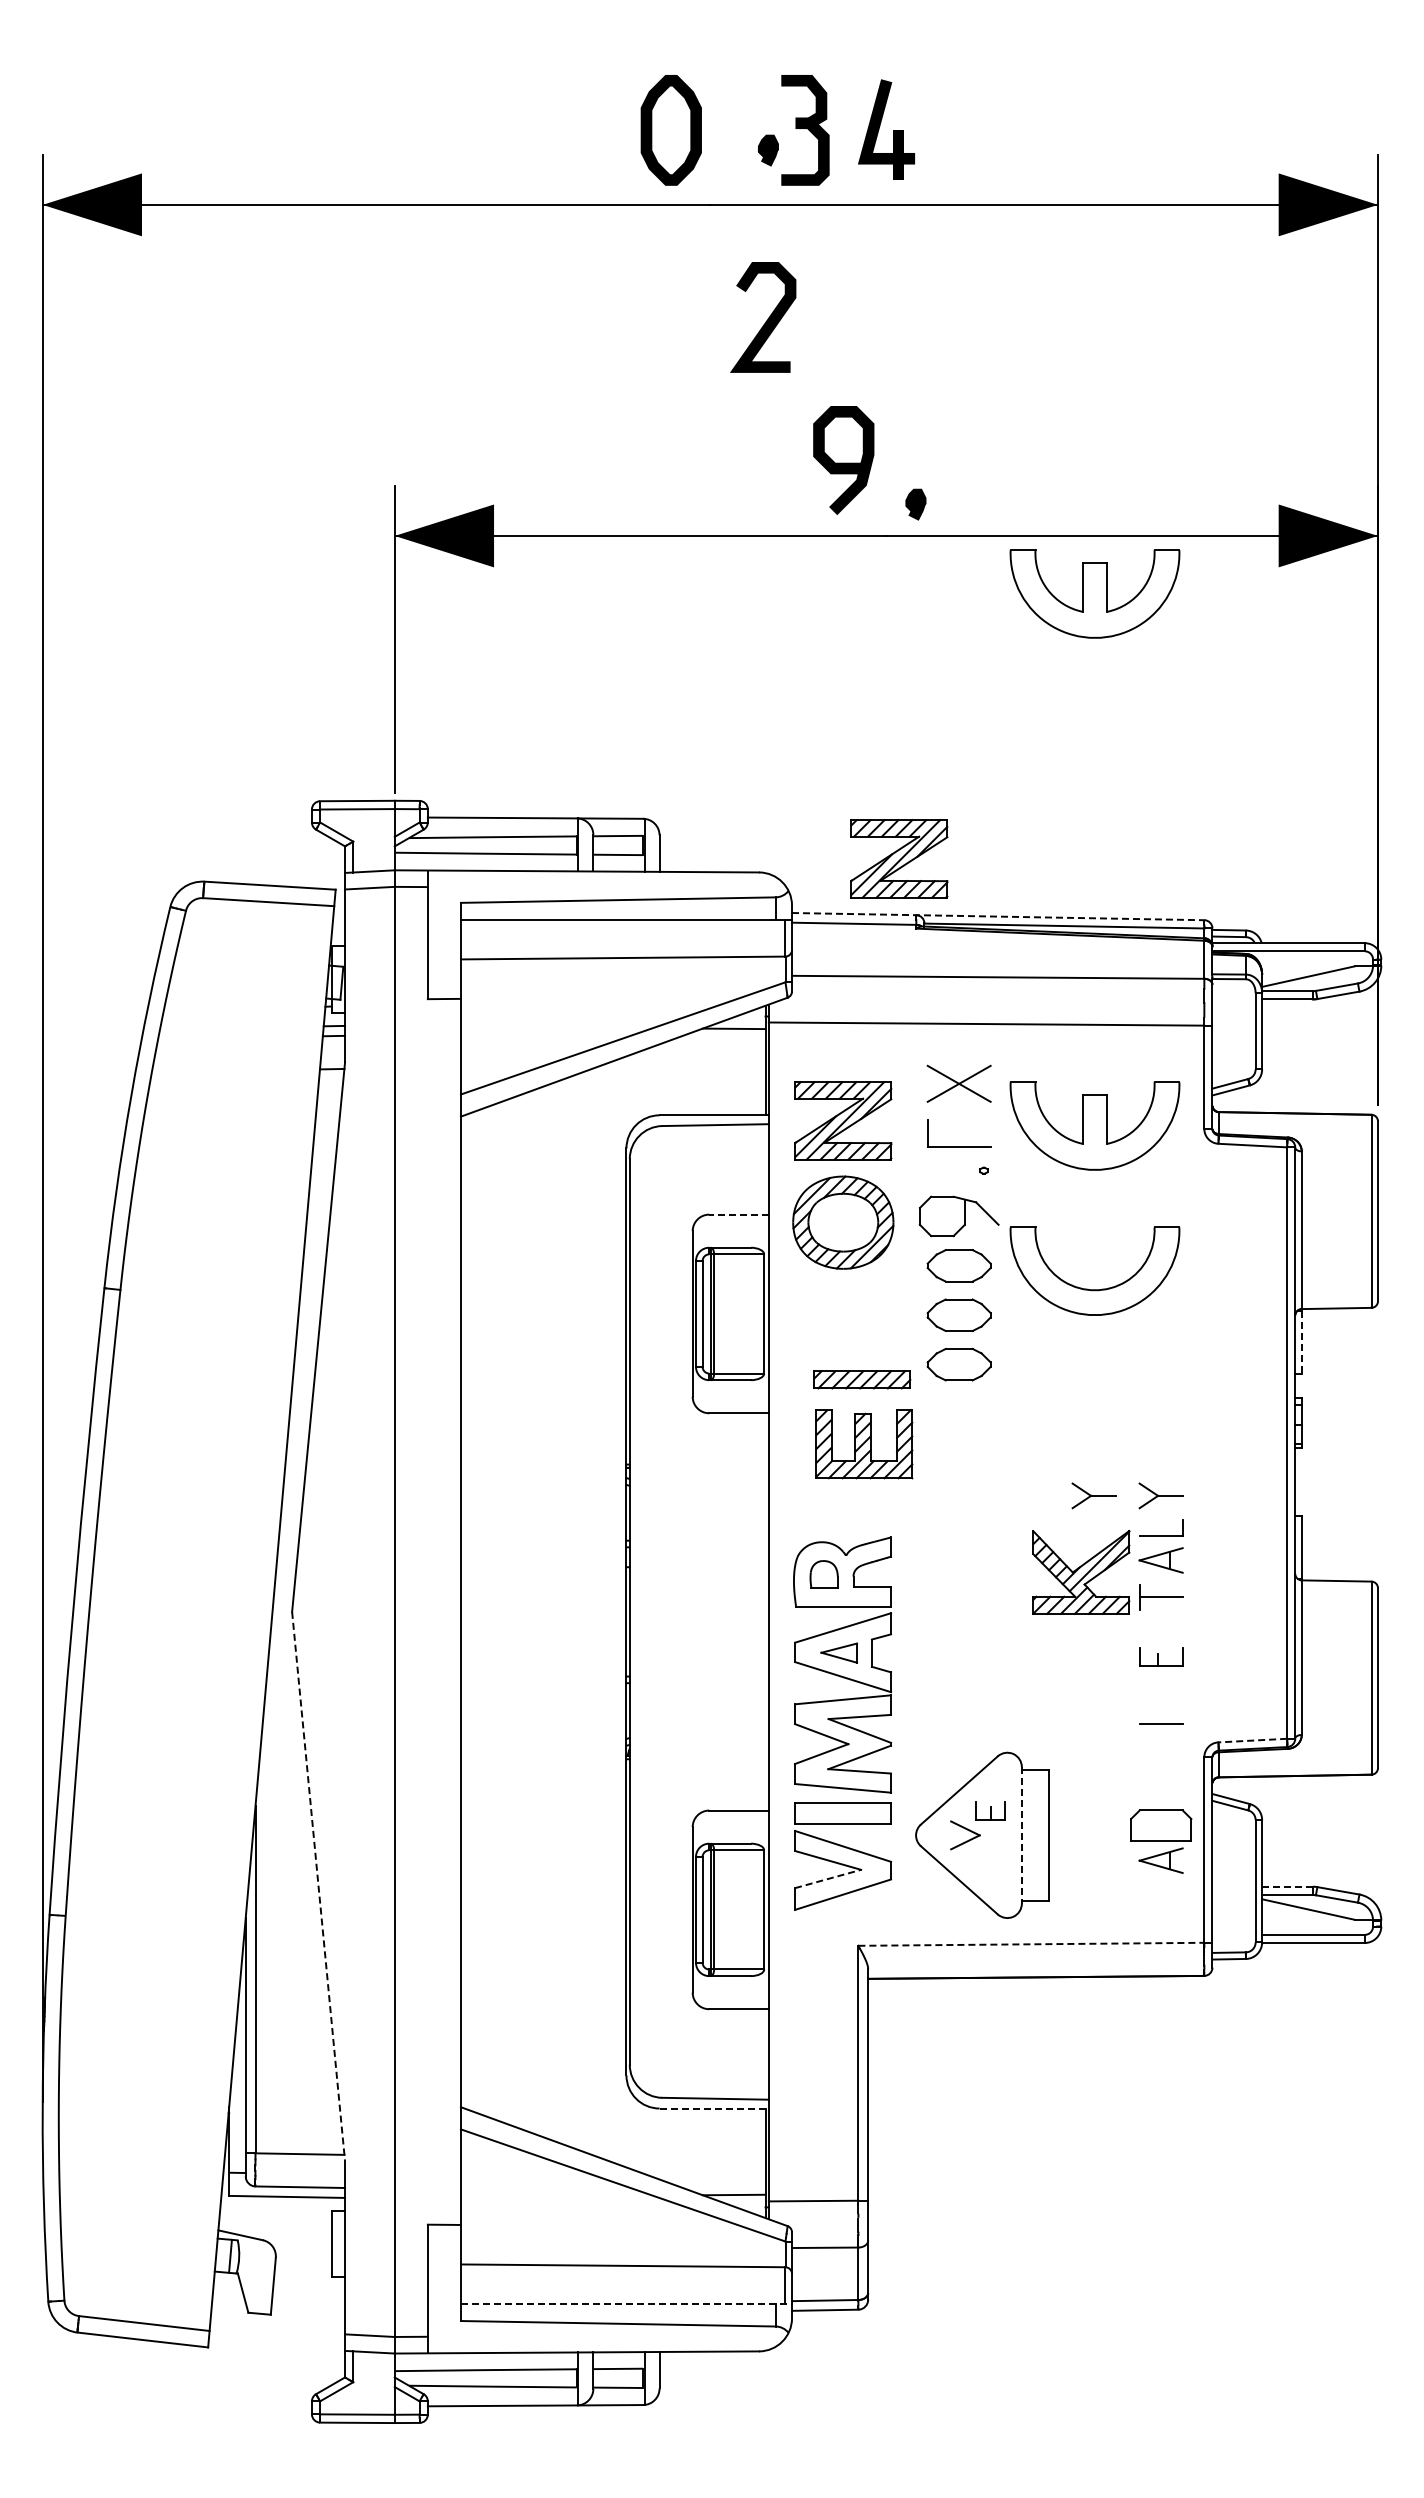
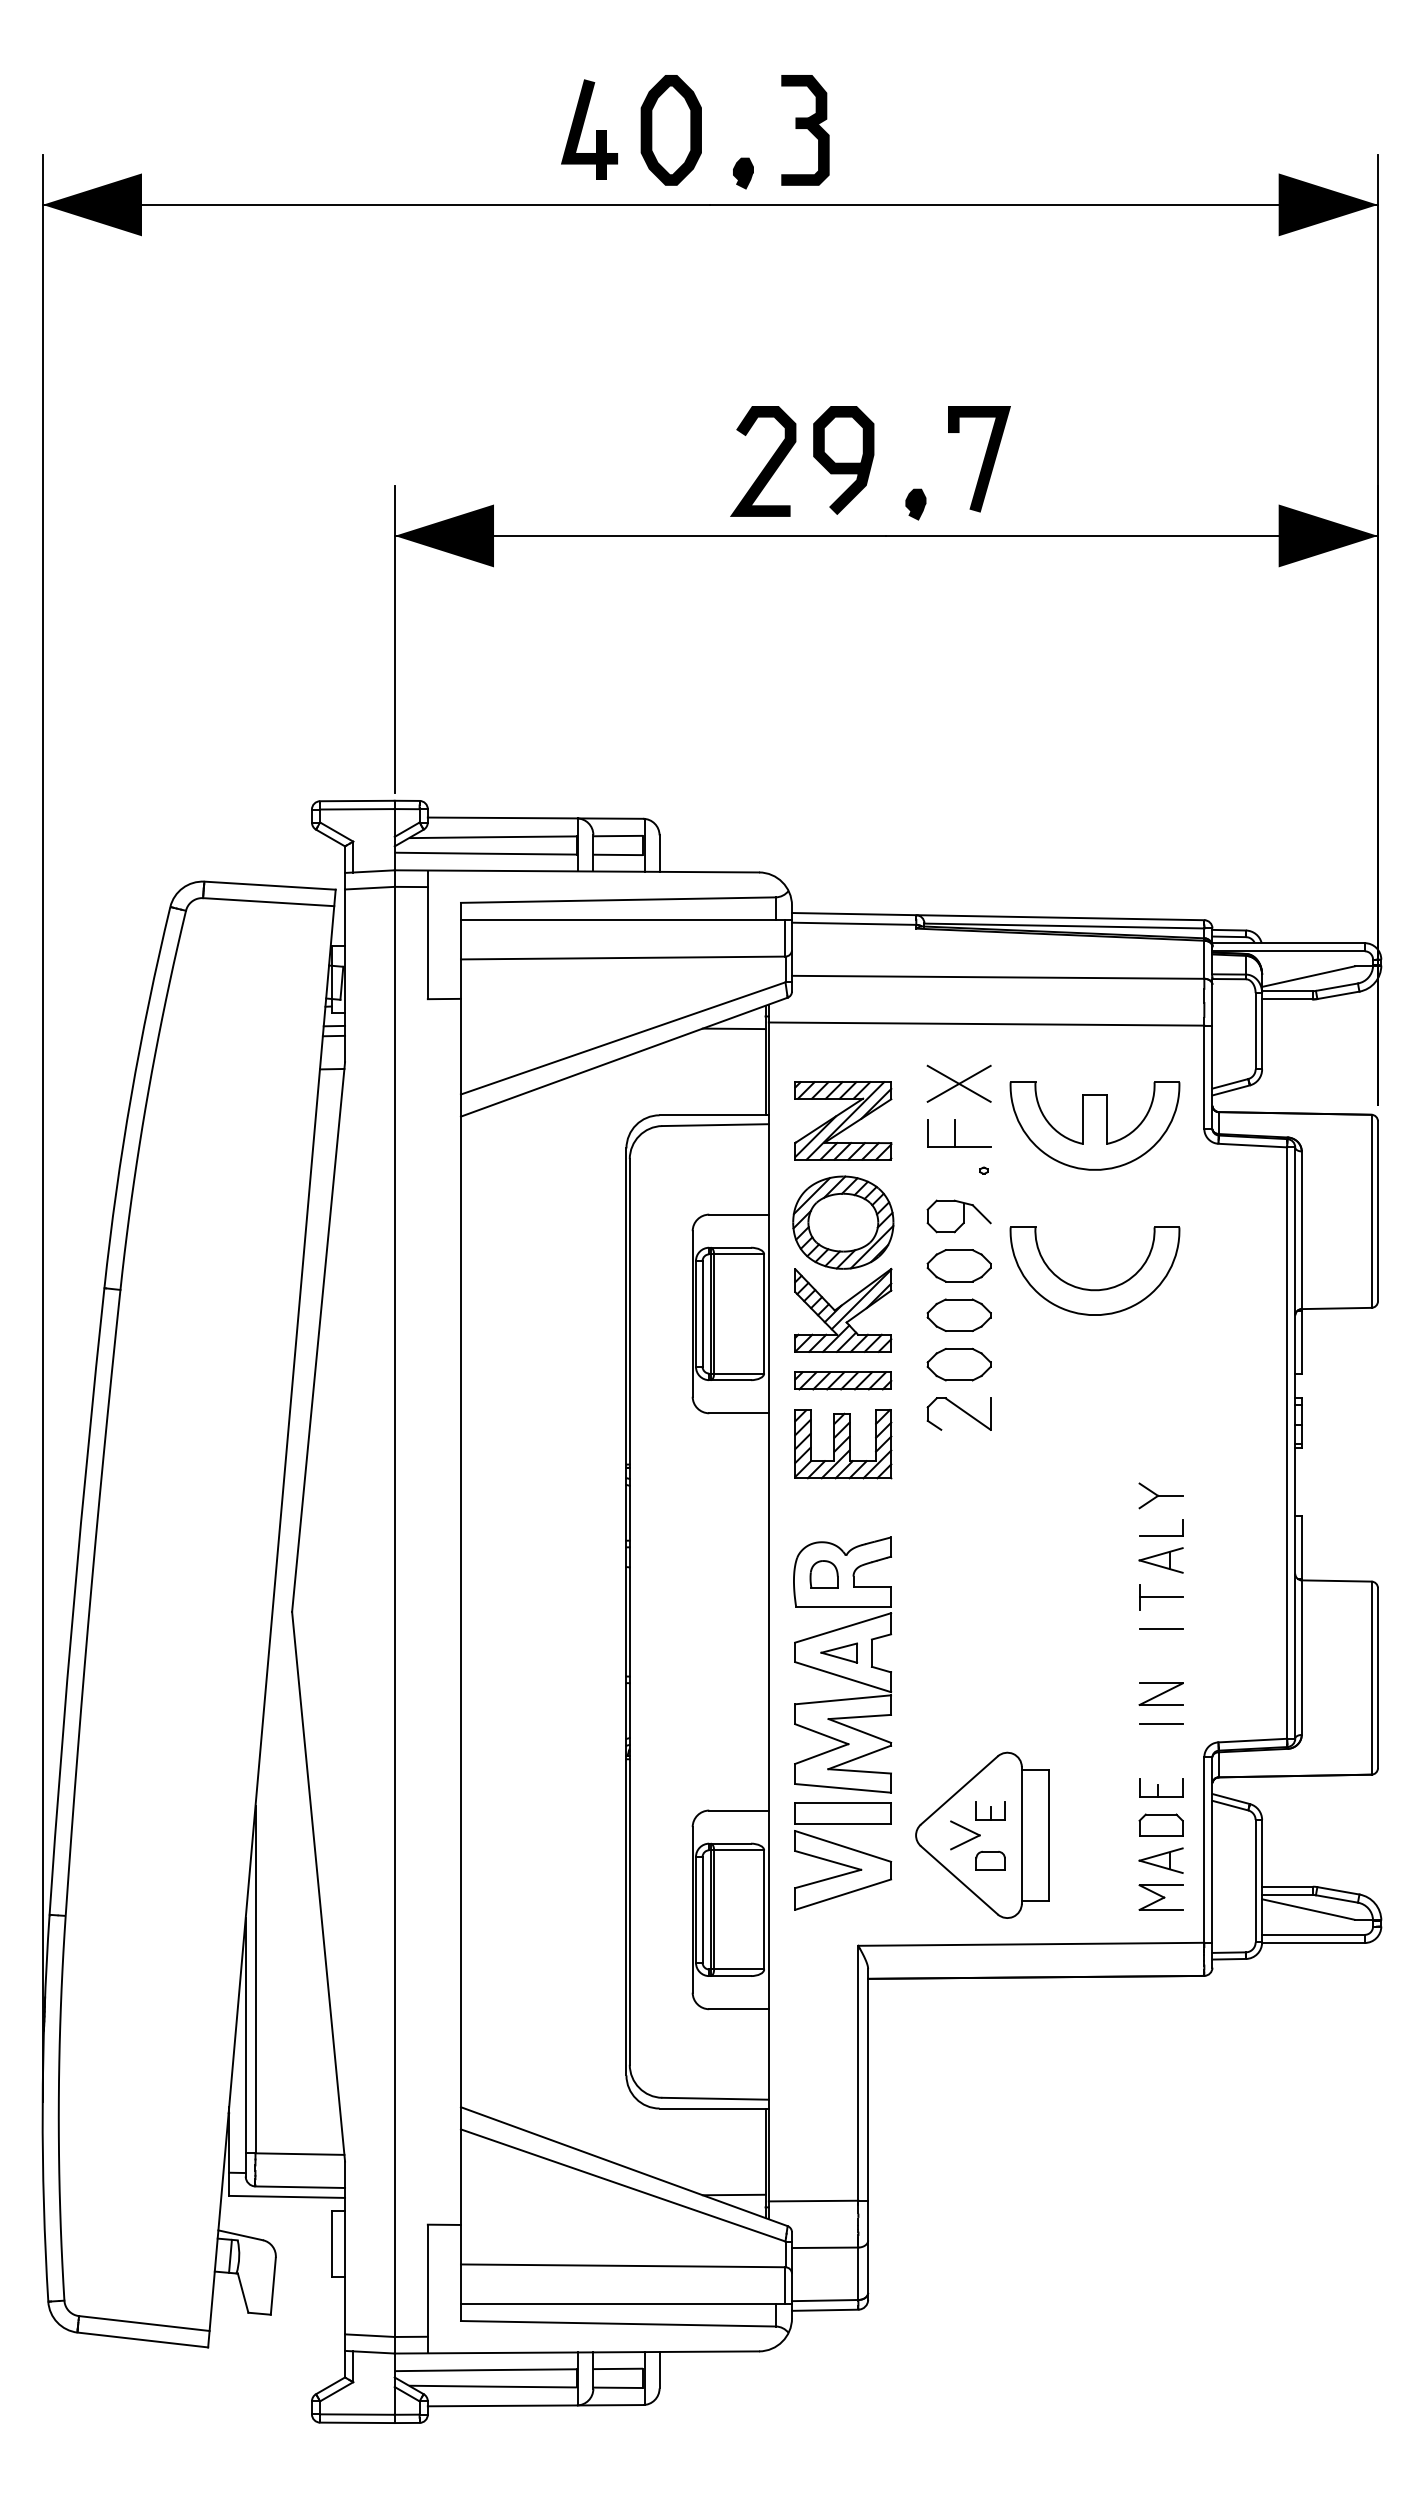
part position: (880, 126) -> (583, 126) (583, 126)
part position: (768, 150) -> (743, 173) (743, 173)
curve position: (767, 318) -> (767, 462) (767, 462)
line: none -> present (983, 459)
part: present -> none (1094, 593)
part: present -> none (899, 858)
line: dashed -> solid (998, 916)
line: none -> present (954, 1132)
line: dashed -> solid (739, 1214)
part size: 82x43 px -> 66x35 px (958, 1216)
line: dashed -> solid (1301, 1342)
part position: (862, 1379) -> (843, 1380) (843, 1380)
part: none -> present (958, 1413)
part position: (864, 1444) -> (843, 1444) (843, 1444)
part: present -> none (1093, 1495)
part position: (1081, 1572) -> (843, 1310) (843, 1310)
line: none -> present (1160, 1629)
part position: (1161, 1656) -> (1161, 1787) (1161, 1787)
part: none -> present (1160, 1693)
line: dashed -> solid (1252, 1740)
part size: 63x33 px -> 46x24 px (1160, 1824)
line: dashed -> solid (1021, 1835)
part: none -> present (990, 1860)
line: dashed -> solid (828, 1878)
line: dashed -> solid (1286, 1886)
line: dashed -> solid (318, 1887)
part: none -> present (1160, 1897)
line: dashed -> solid (1031, 1944)
line: dashed -> solid (714, 2108)
line: dashed -> solid (626, 2303)
